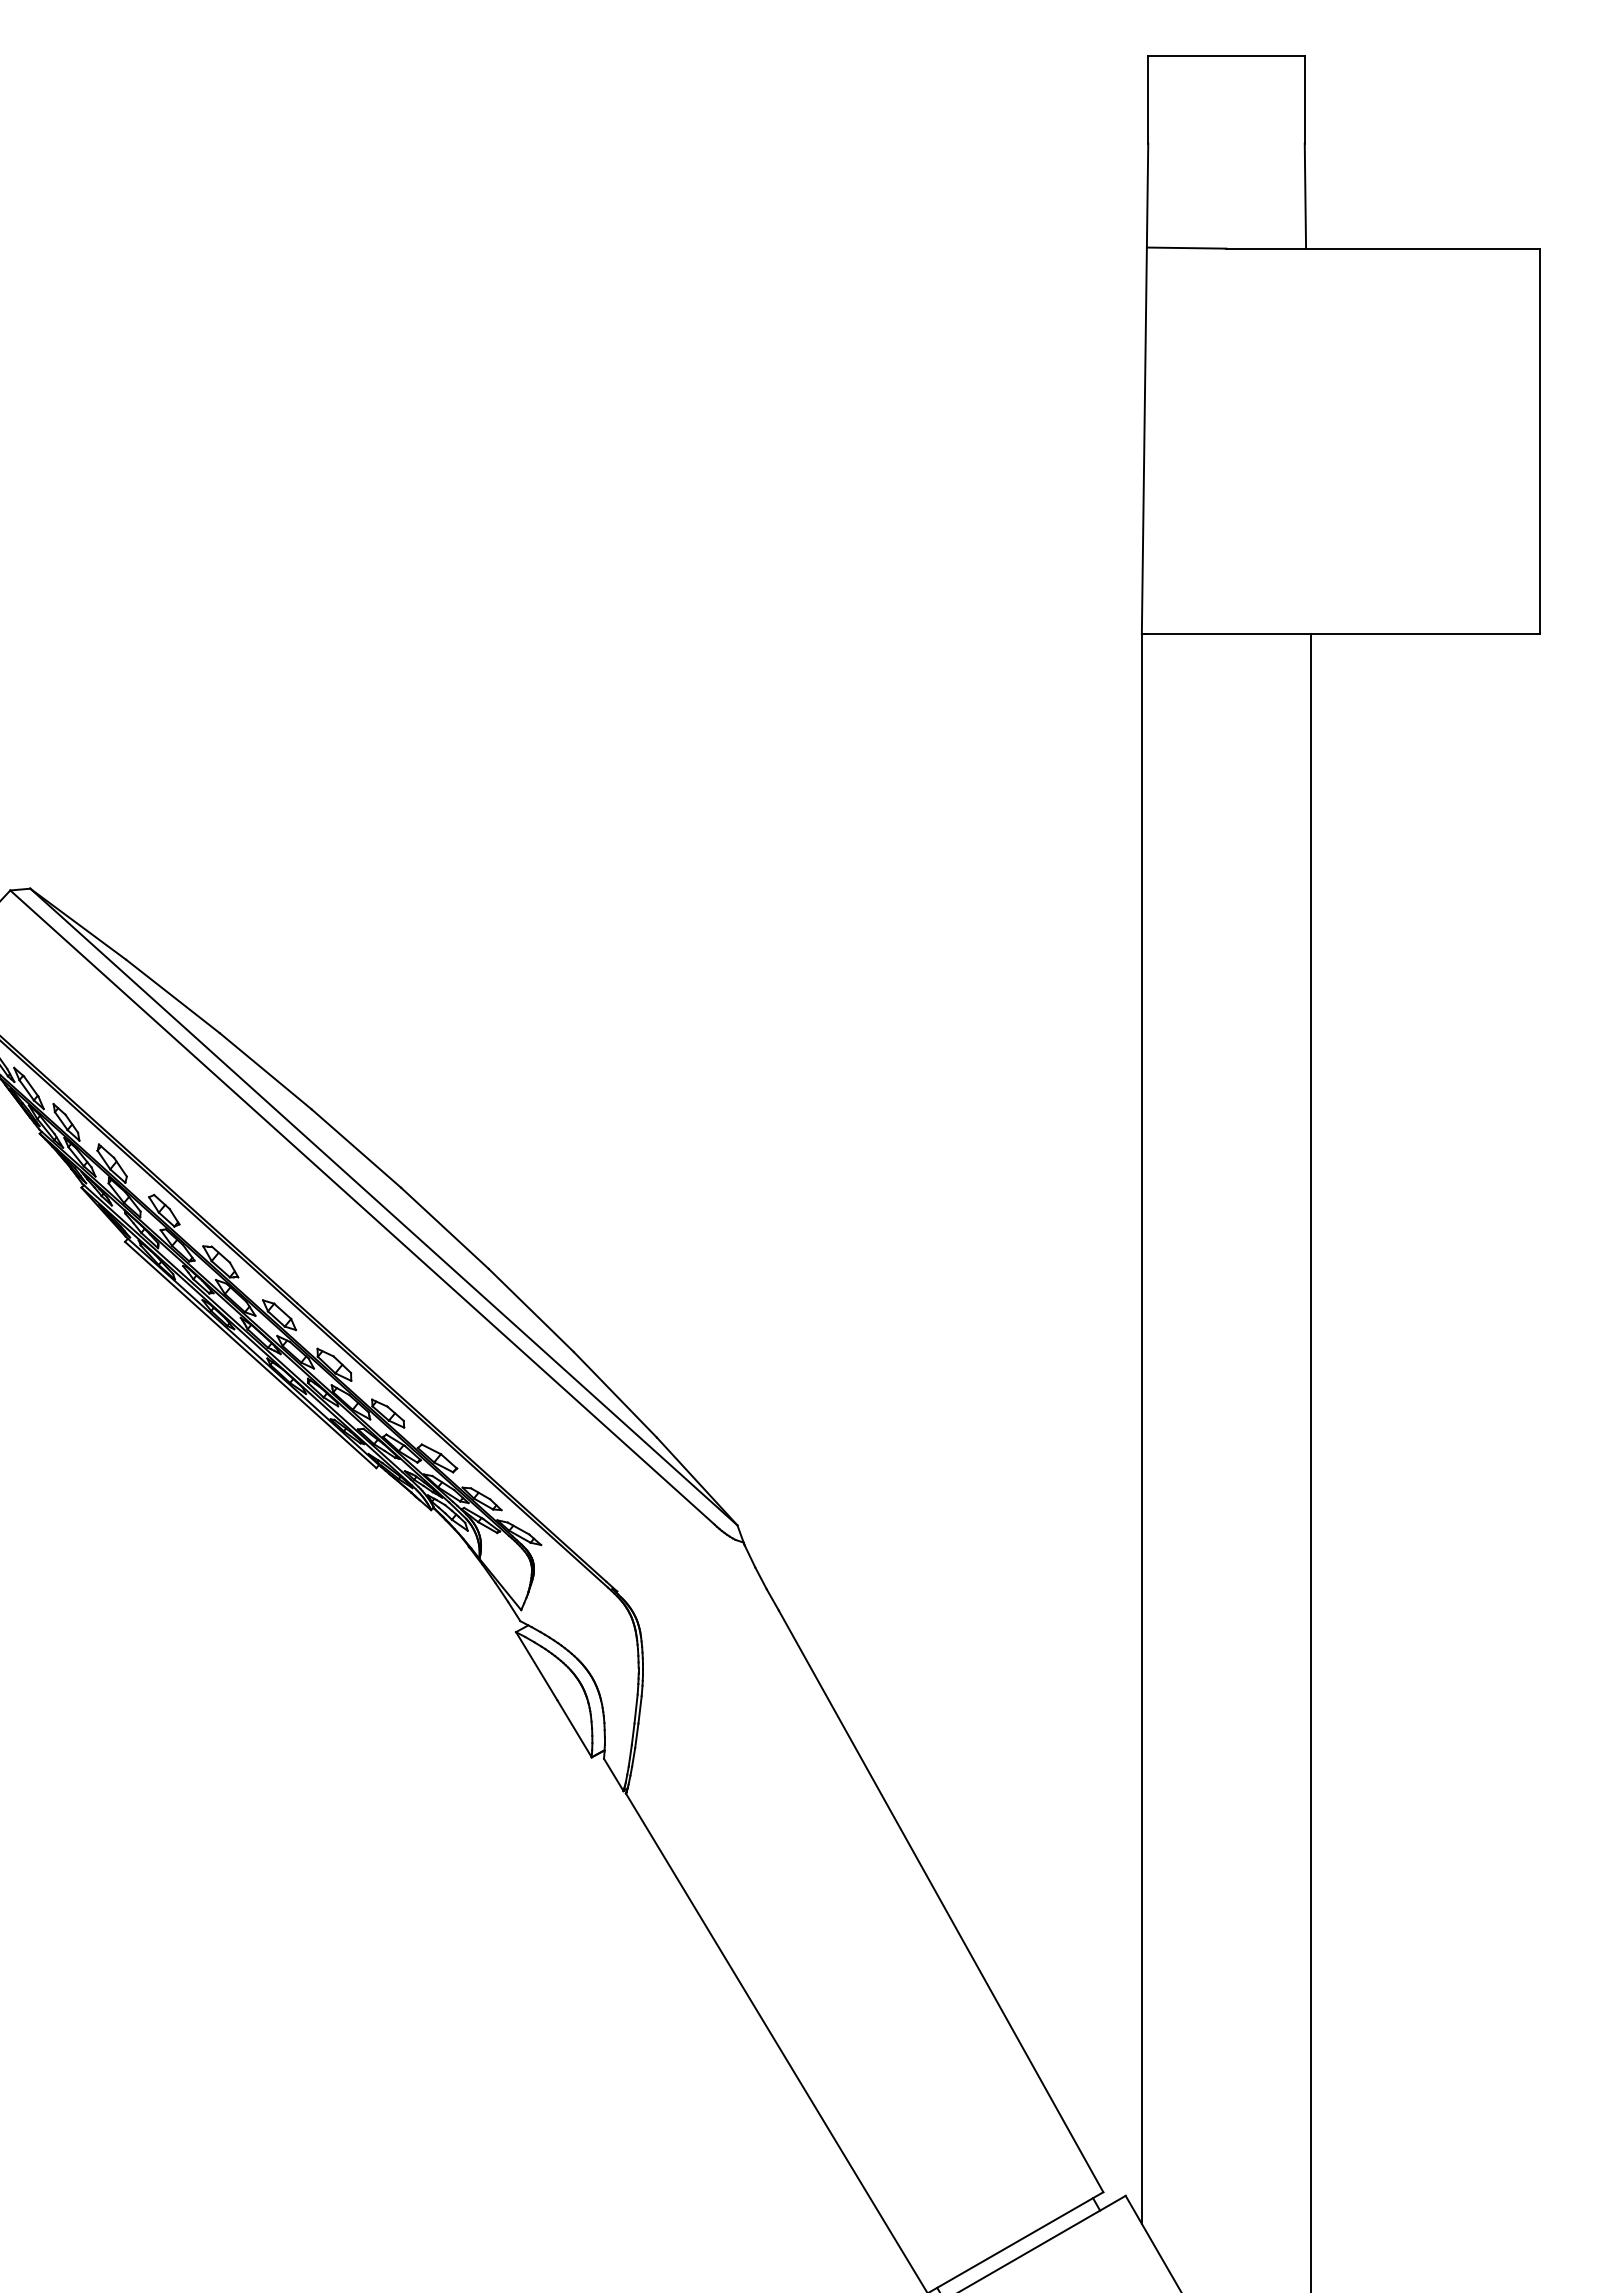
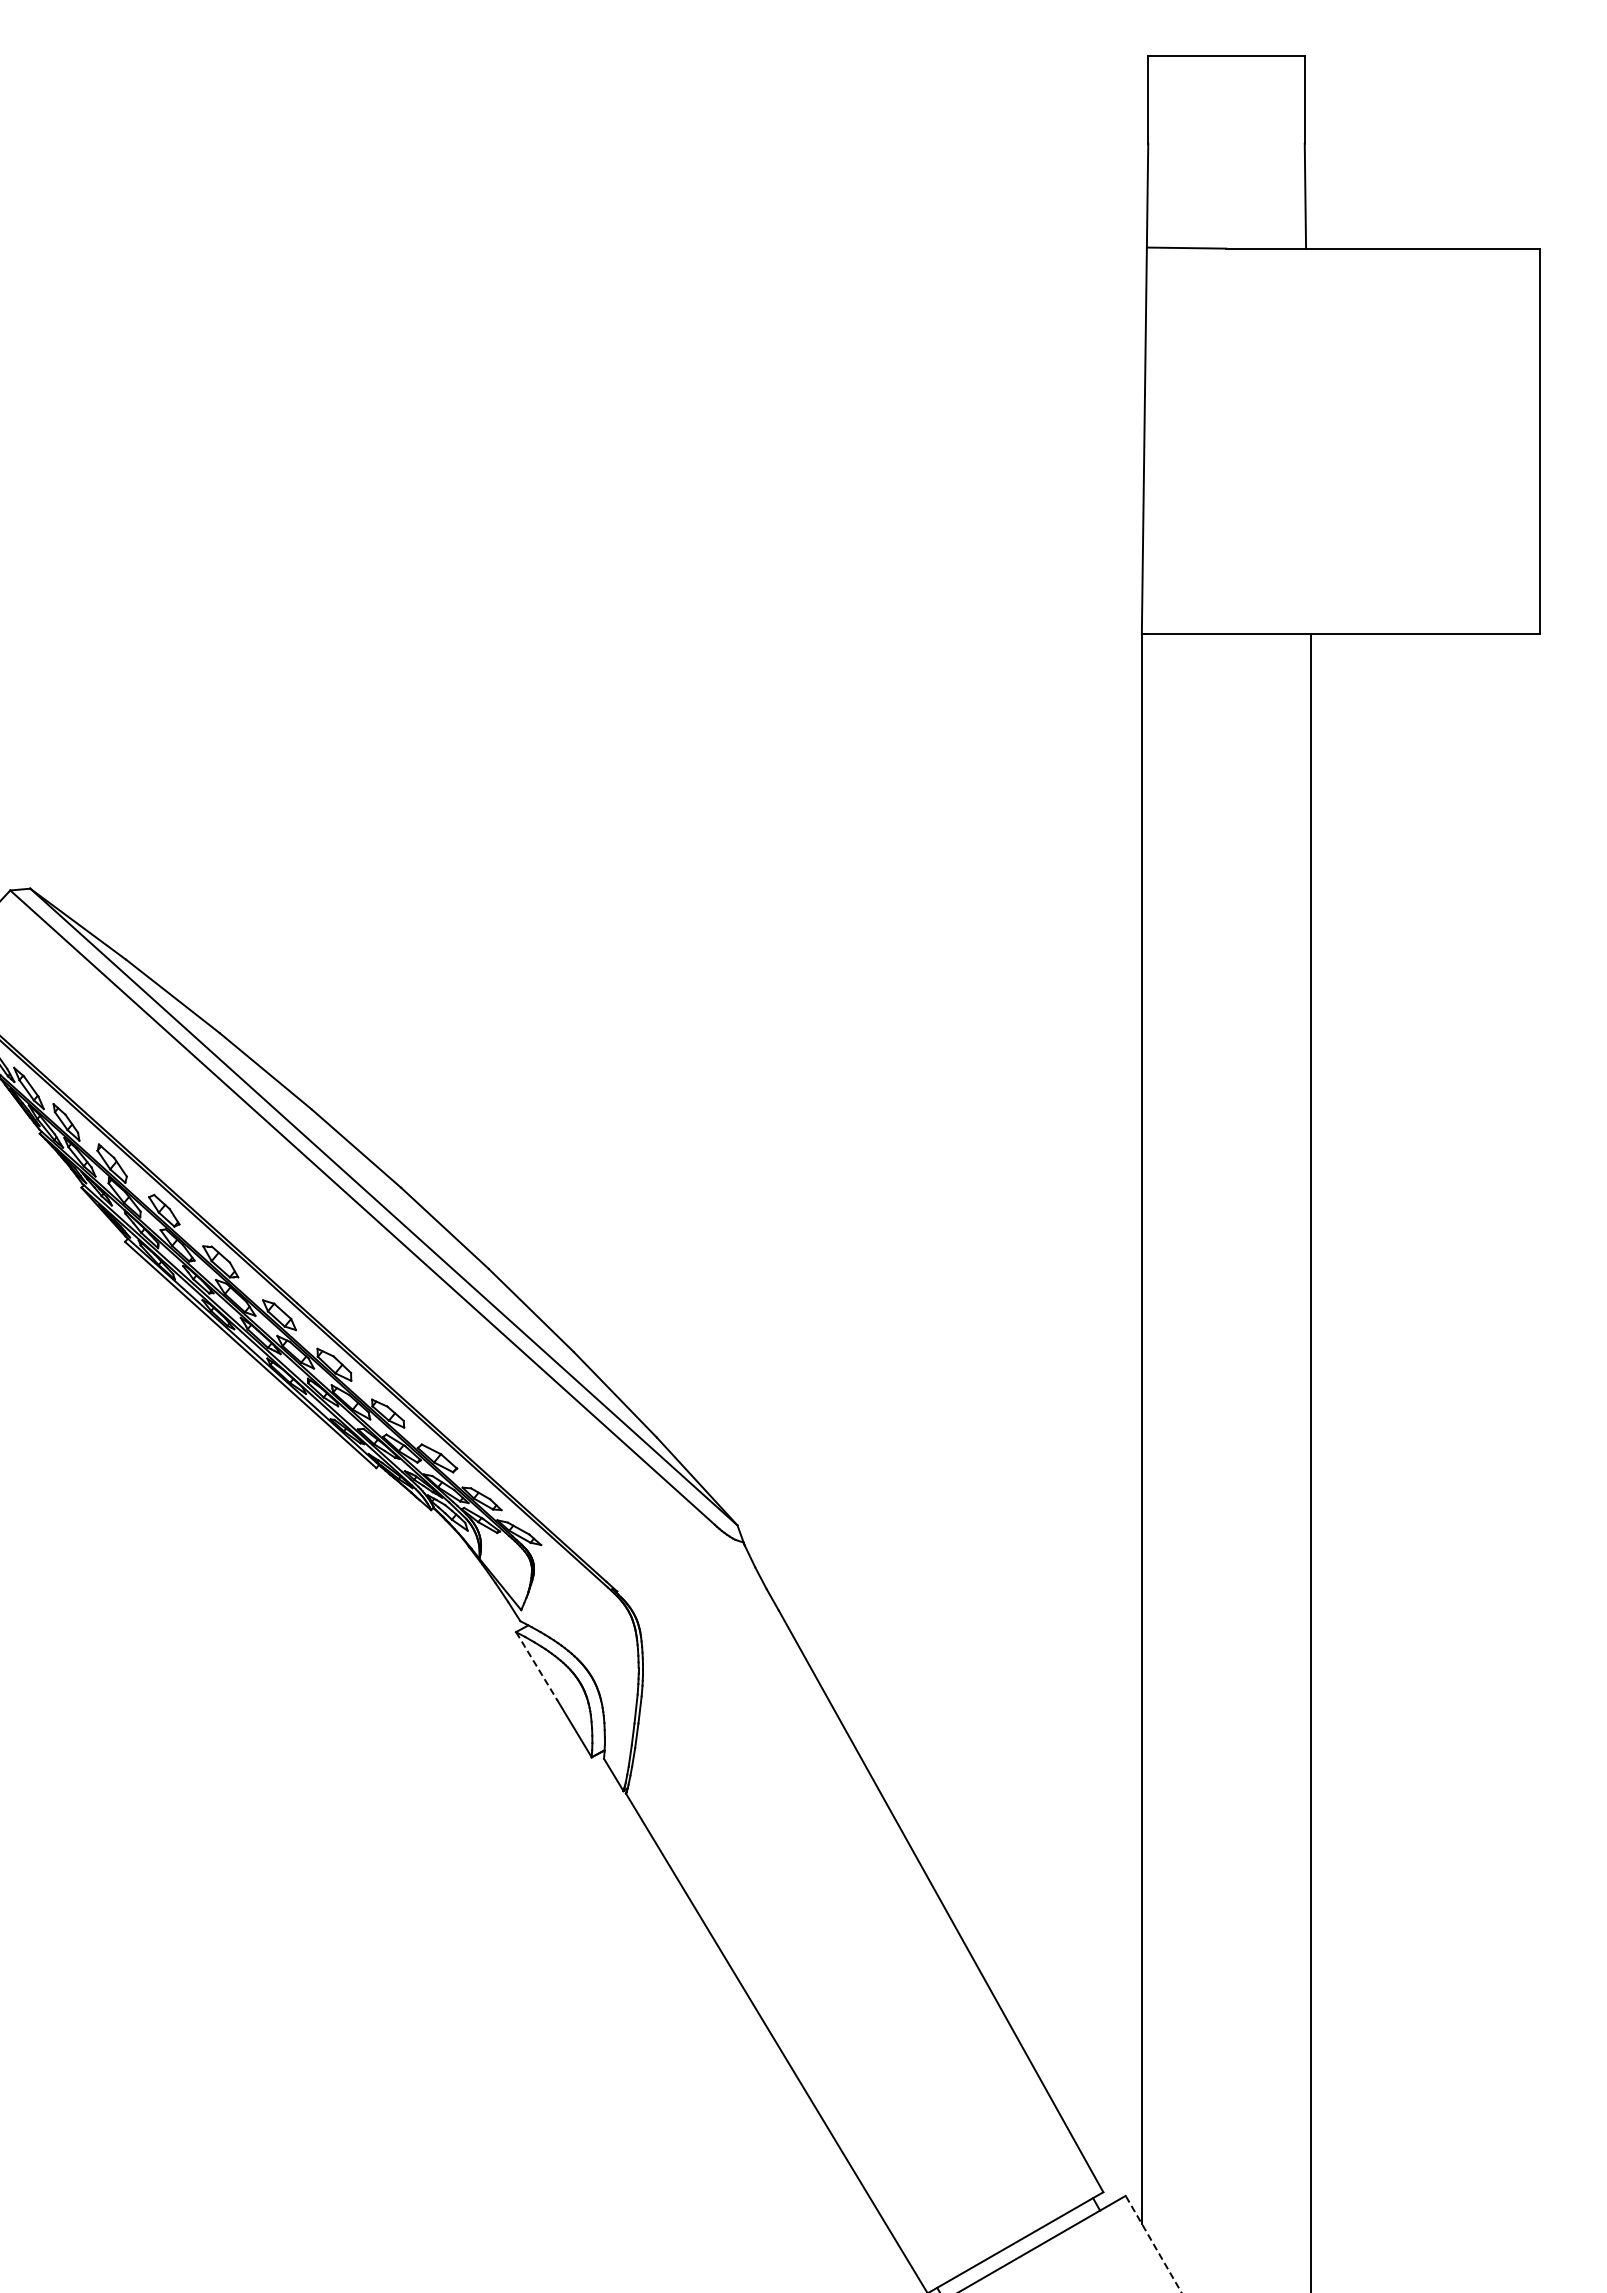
line: solid -> dashed (536, 1666)
line: solid -> dashed (1153, 2244)
